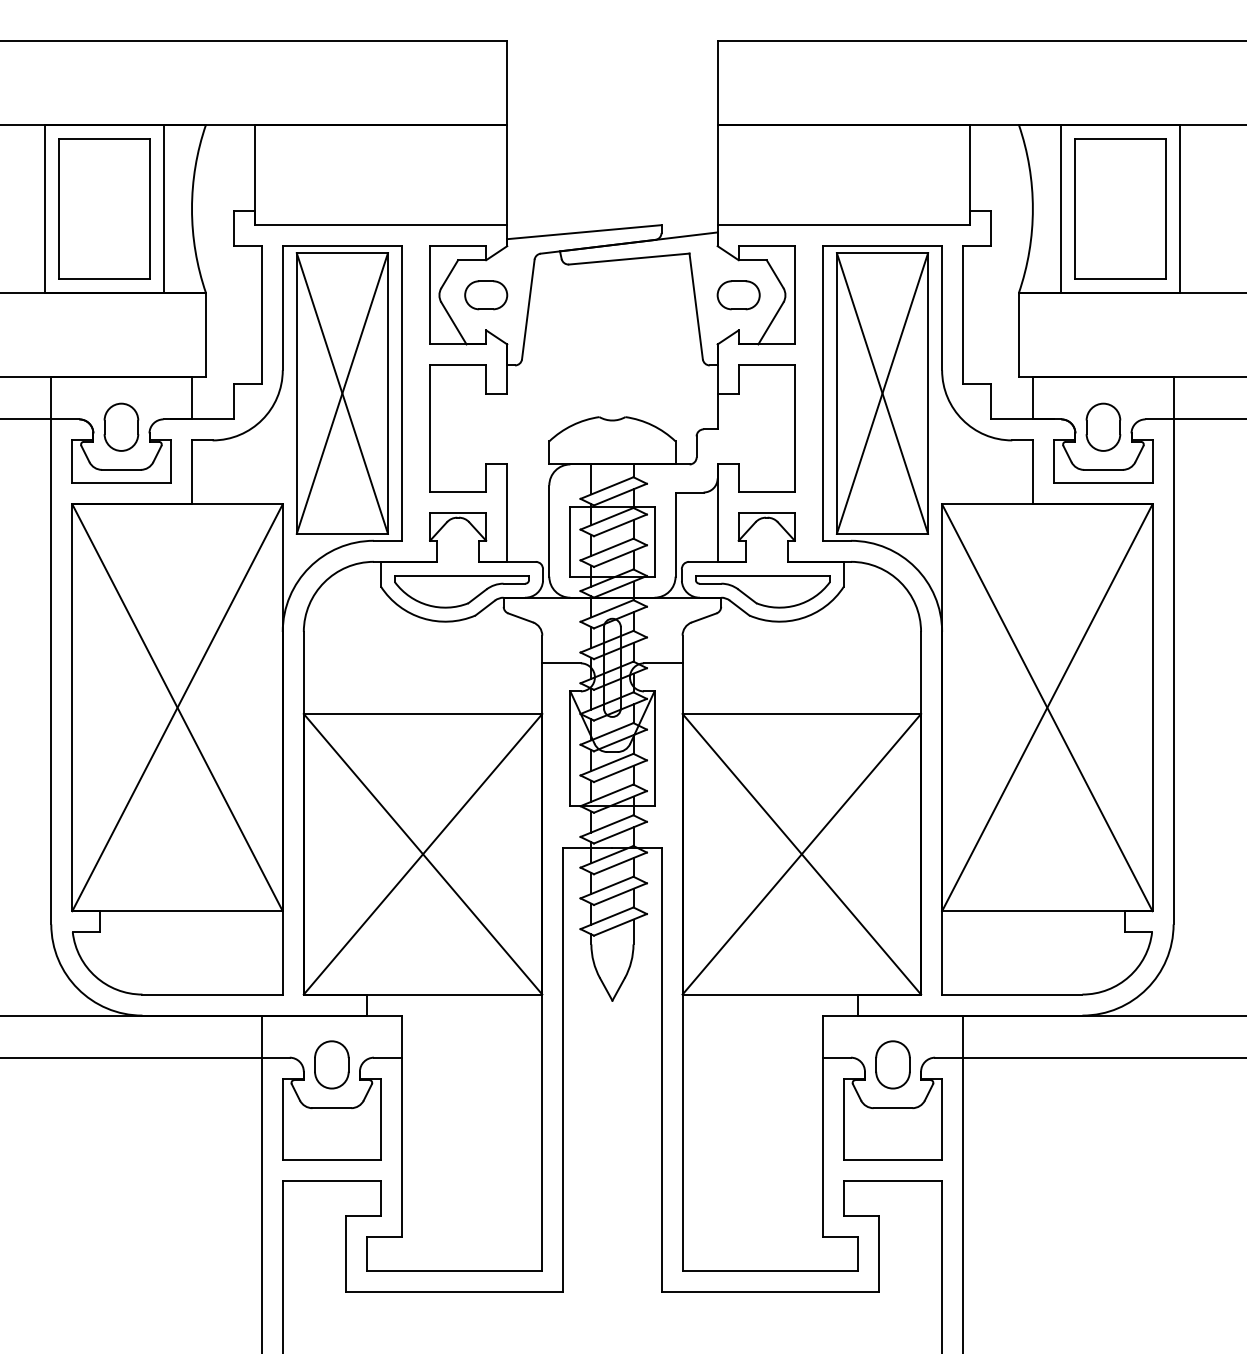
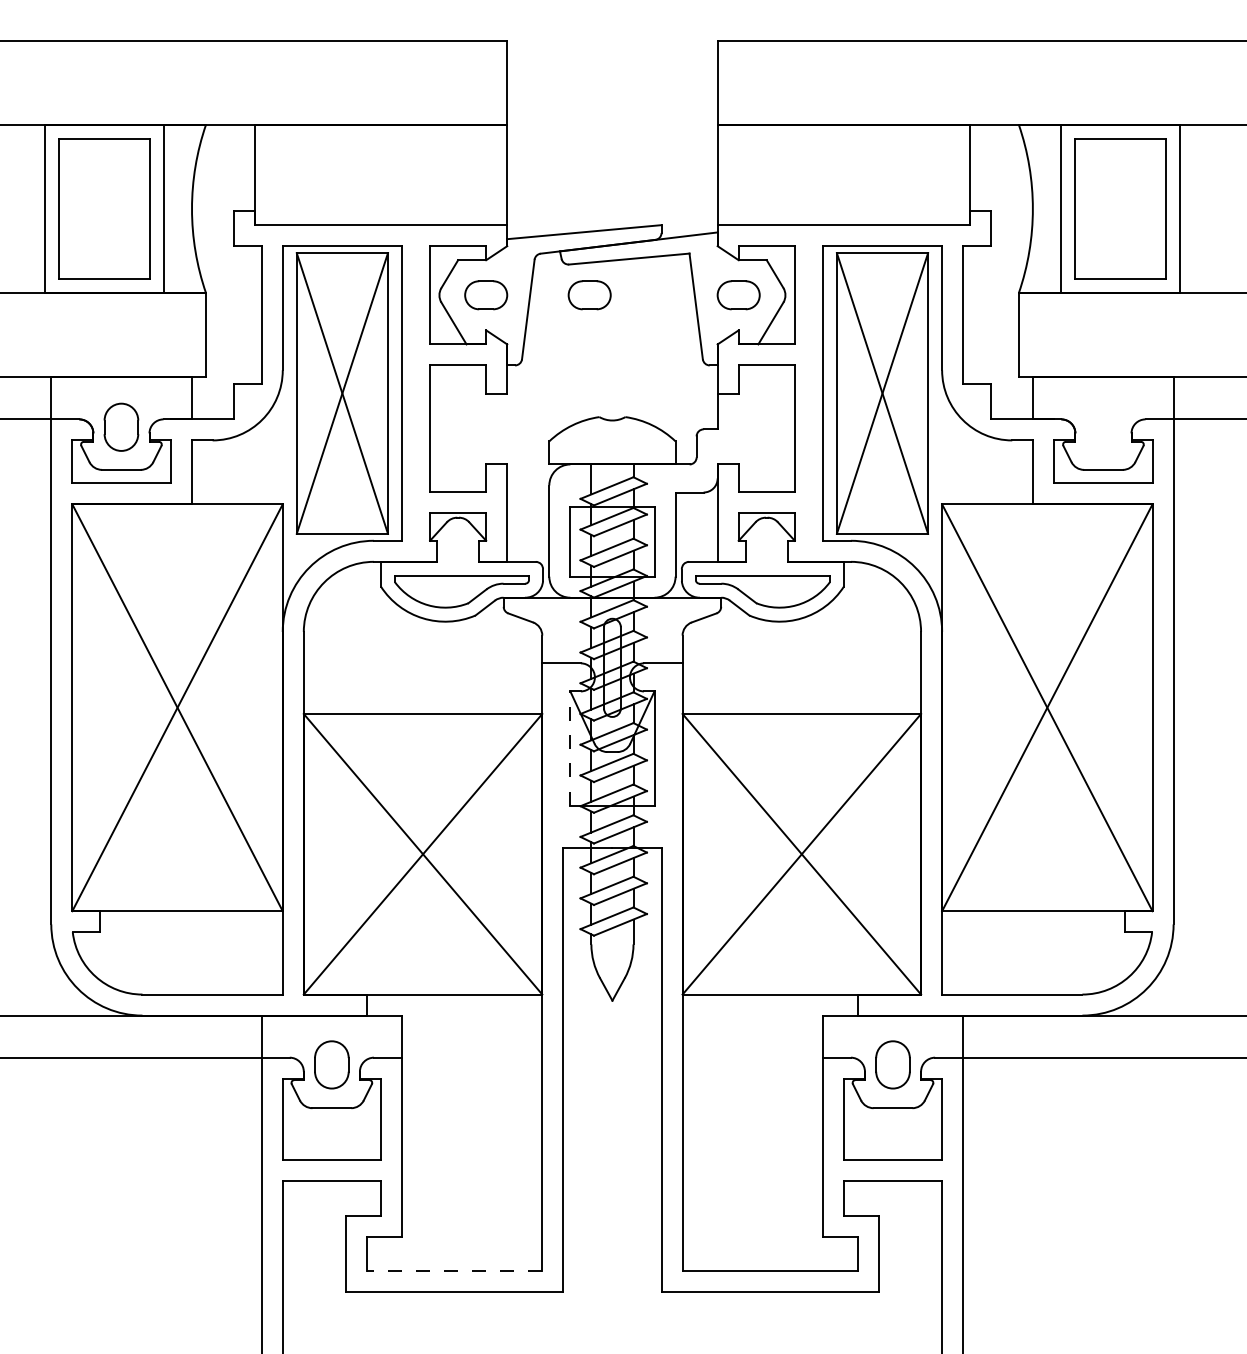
part: none -> present (589, 295)
part: present -> none (1103, 426)
line: solid -> dashed (570, 747)
line: solid -> dashed (454, 1270)
